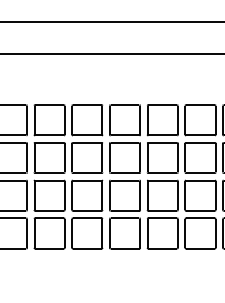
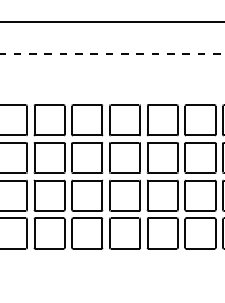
line: solid -> dashed (112, 54)
